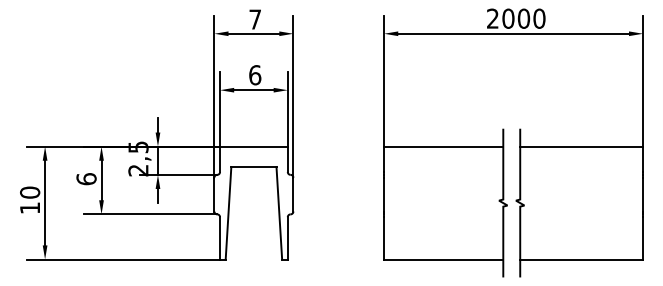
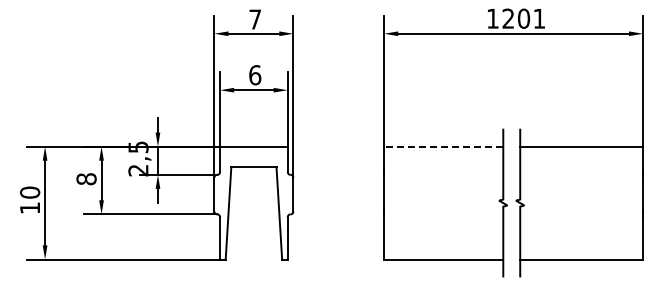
text: 2000 -> 1201 (516, 18)
line: solid -> dashed (443, 146)
text: 6 -> 8 (86, 179)
